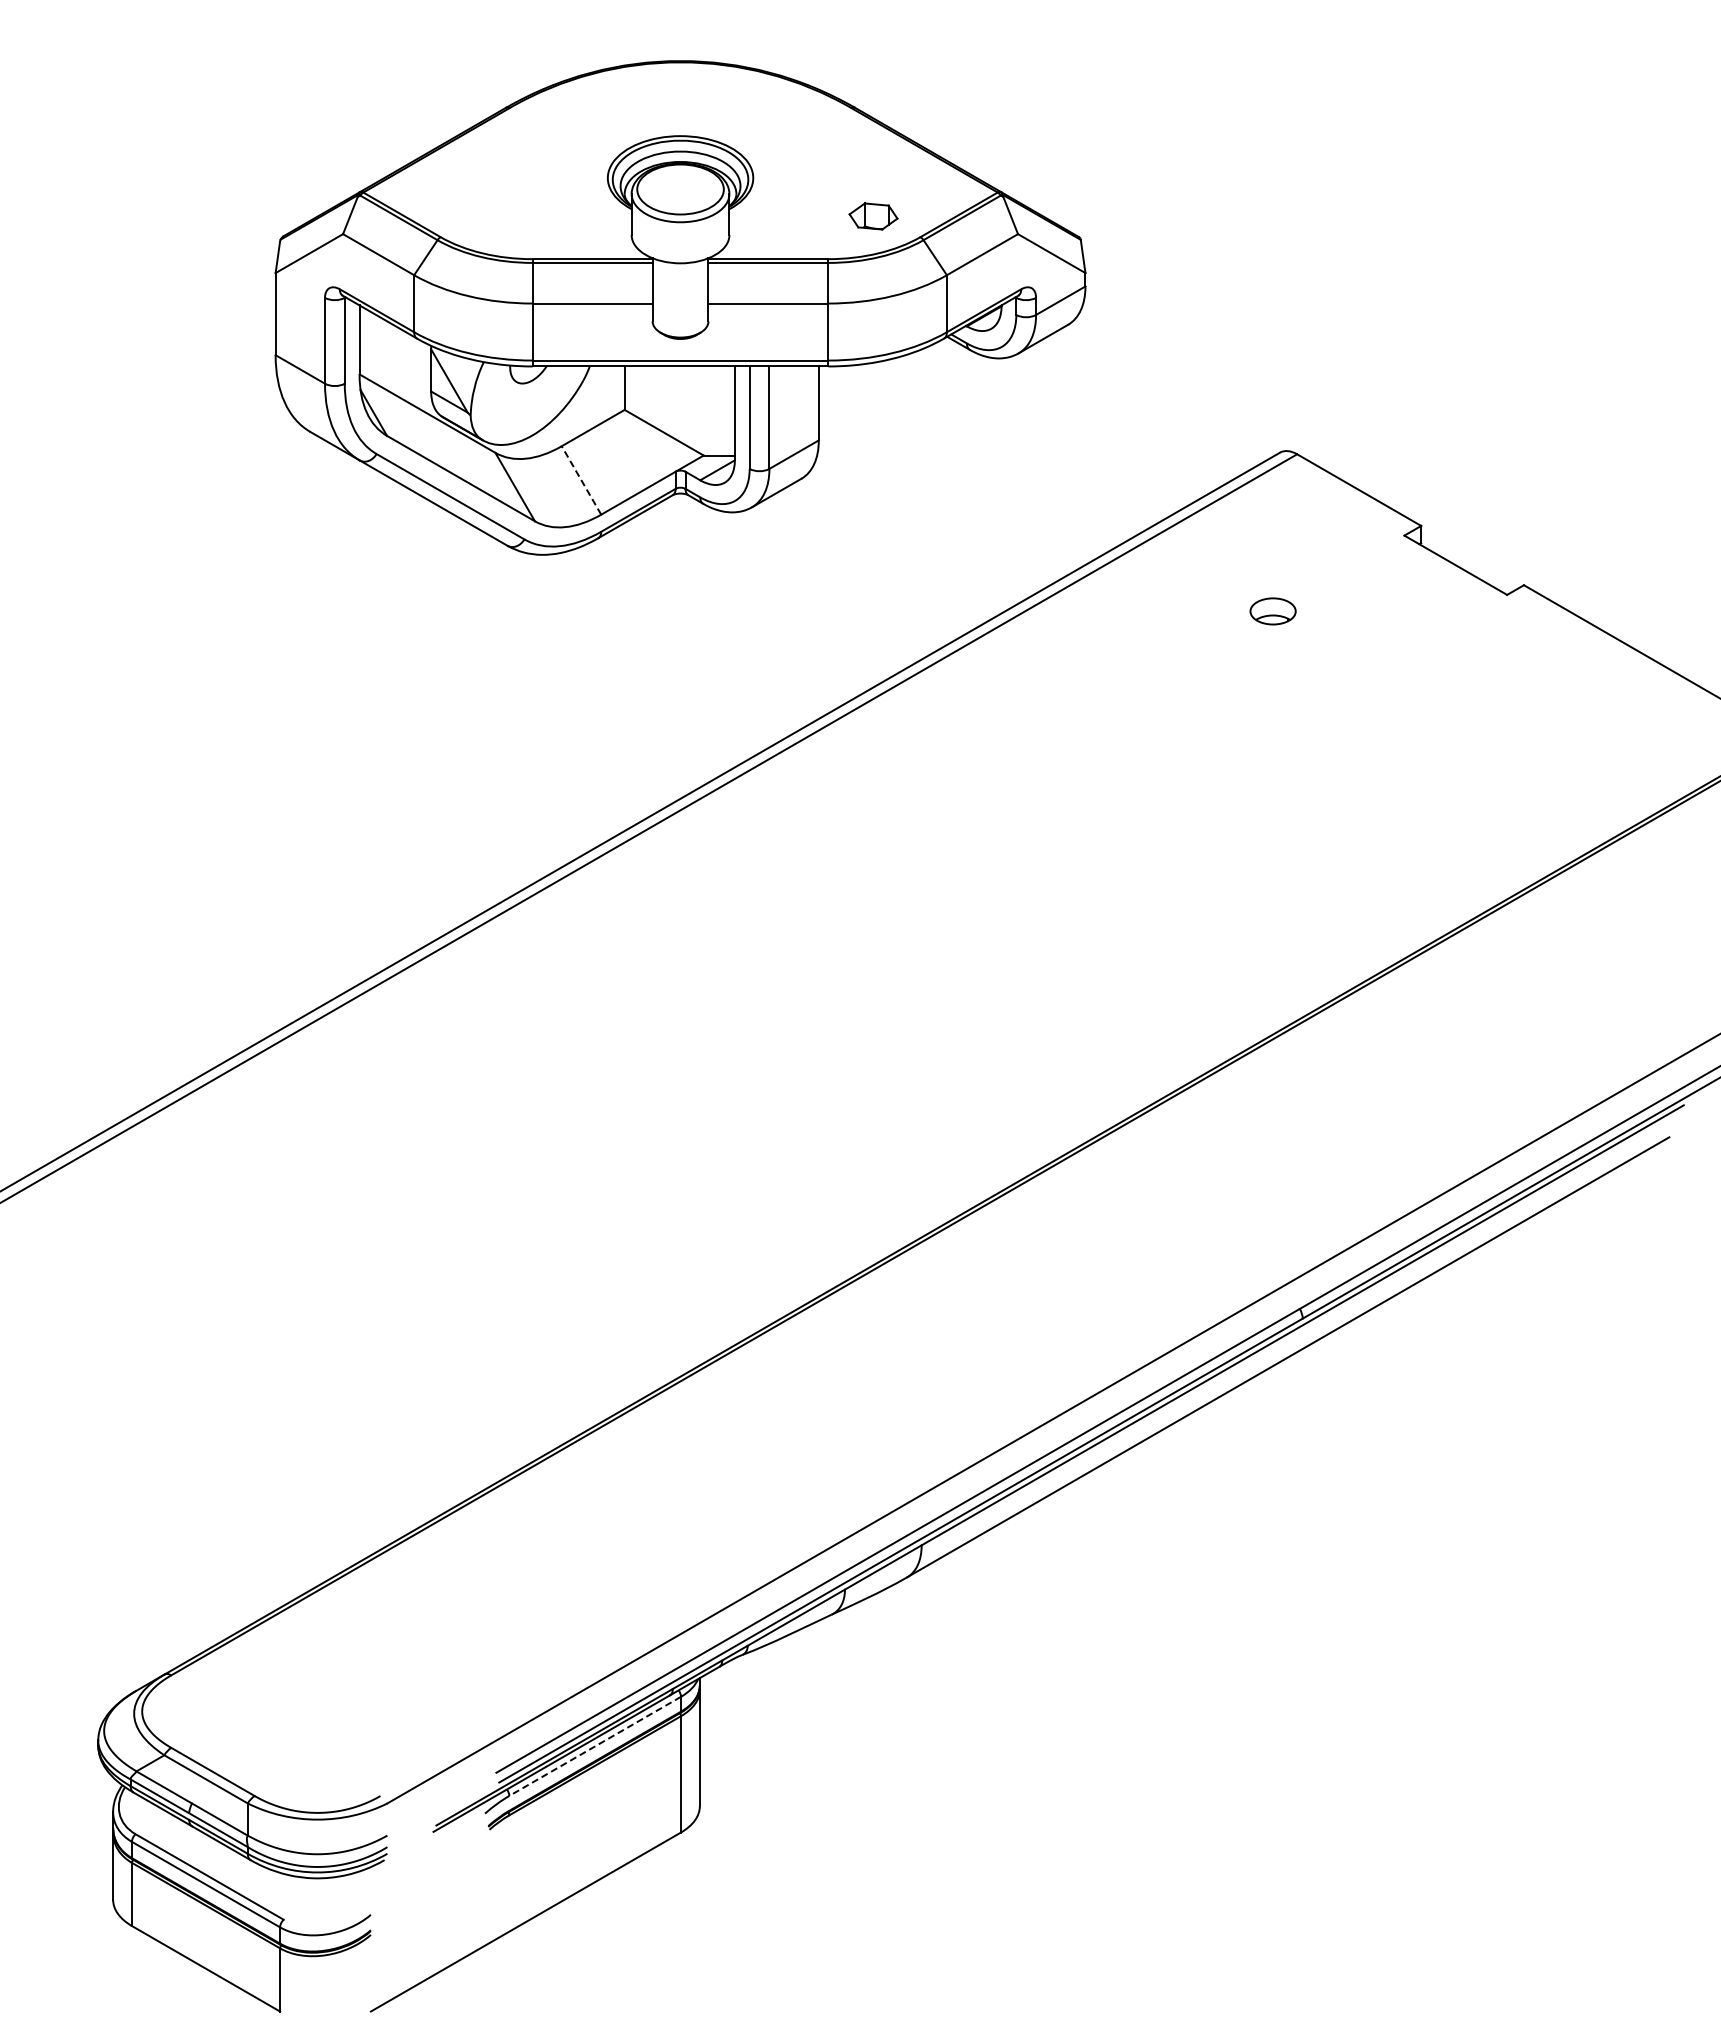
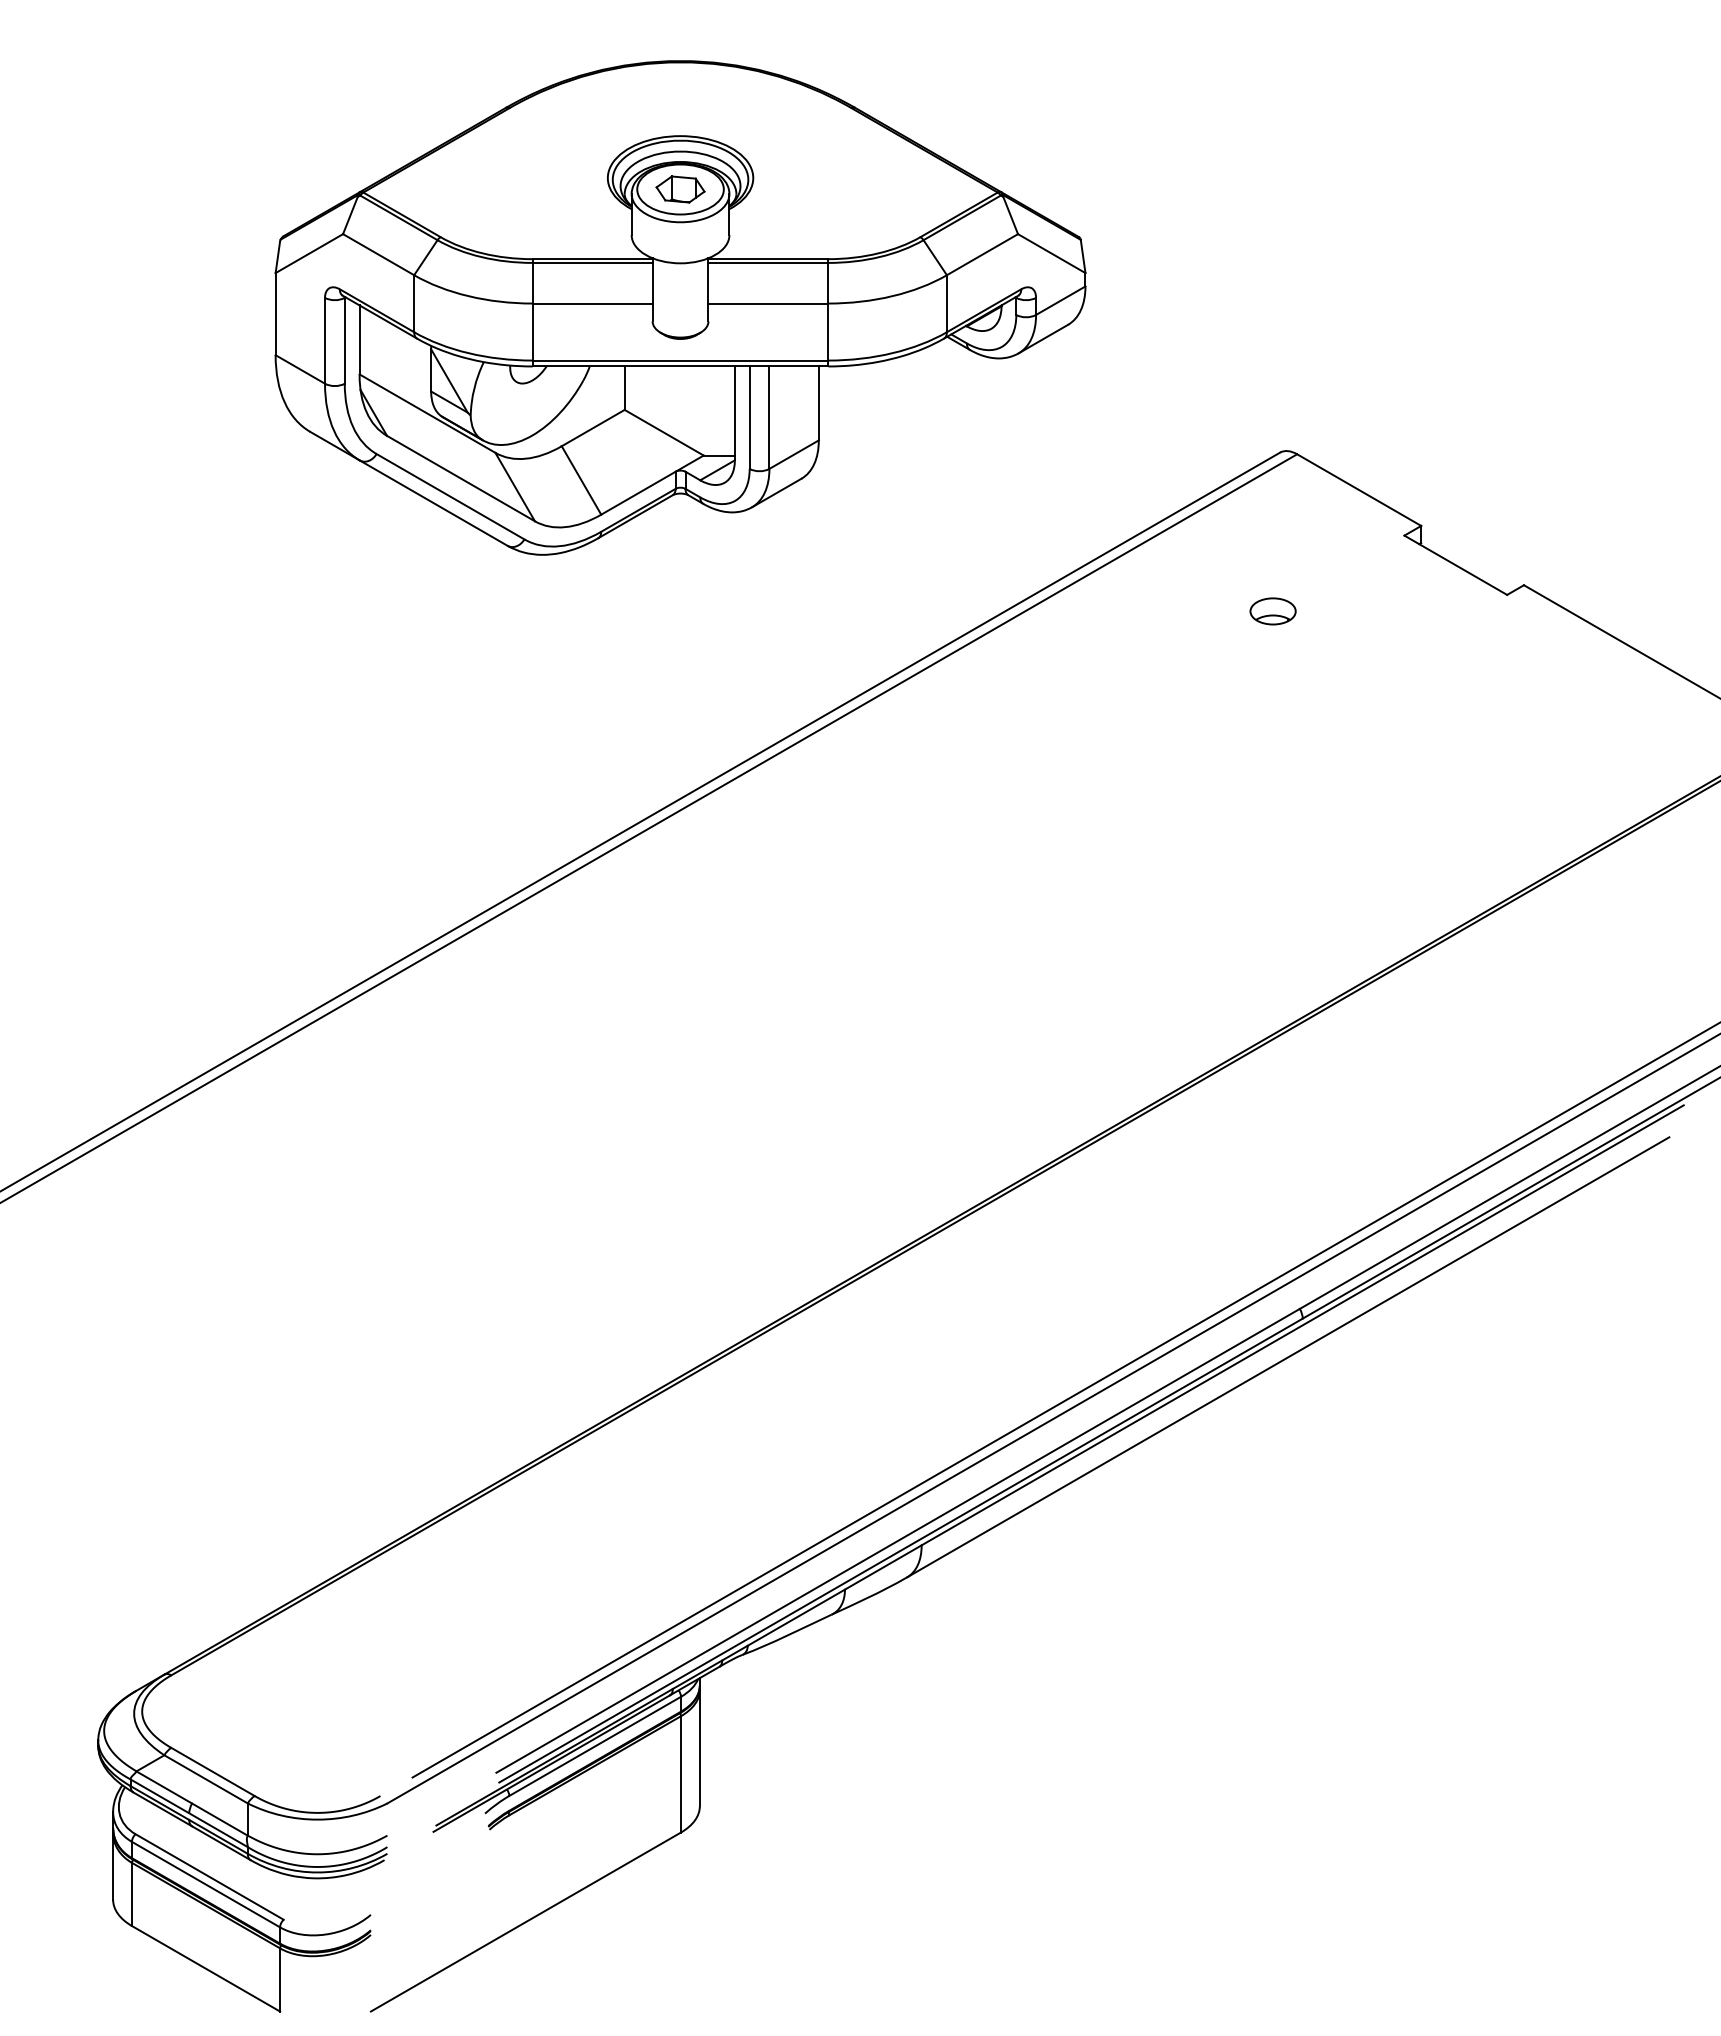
part position: (873, 216) -> (680, 189) (680, 189)
line: dashed -> solid (581, 480)
line: none -> present (1064, 1400)
line: dashed -> solid (594, 1746)
